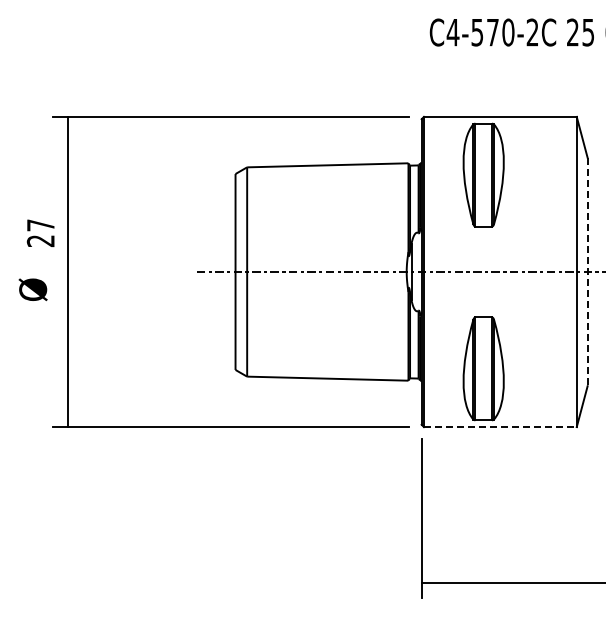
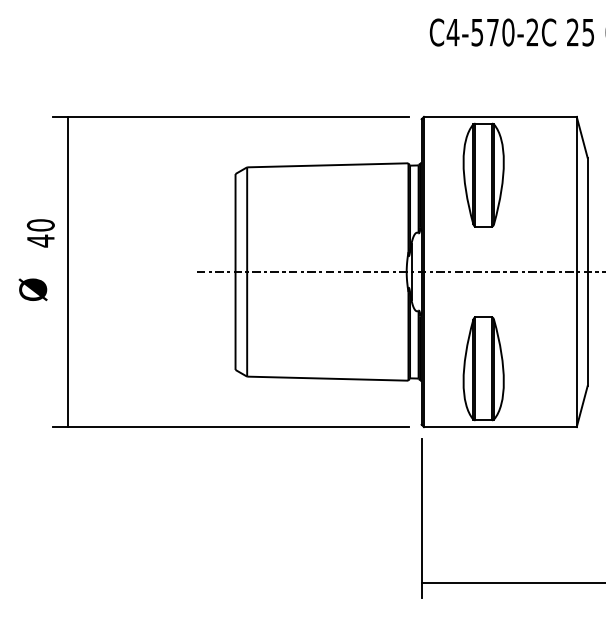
text: 27 -> 40 (40, 233)
line: dashed -> solid (587, 272)
line: dashed -> solid (500, 427)
